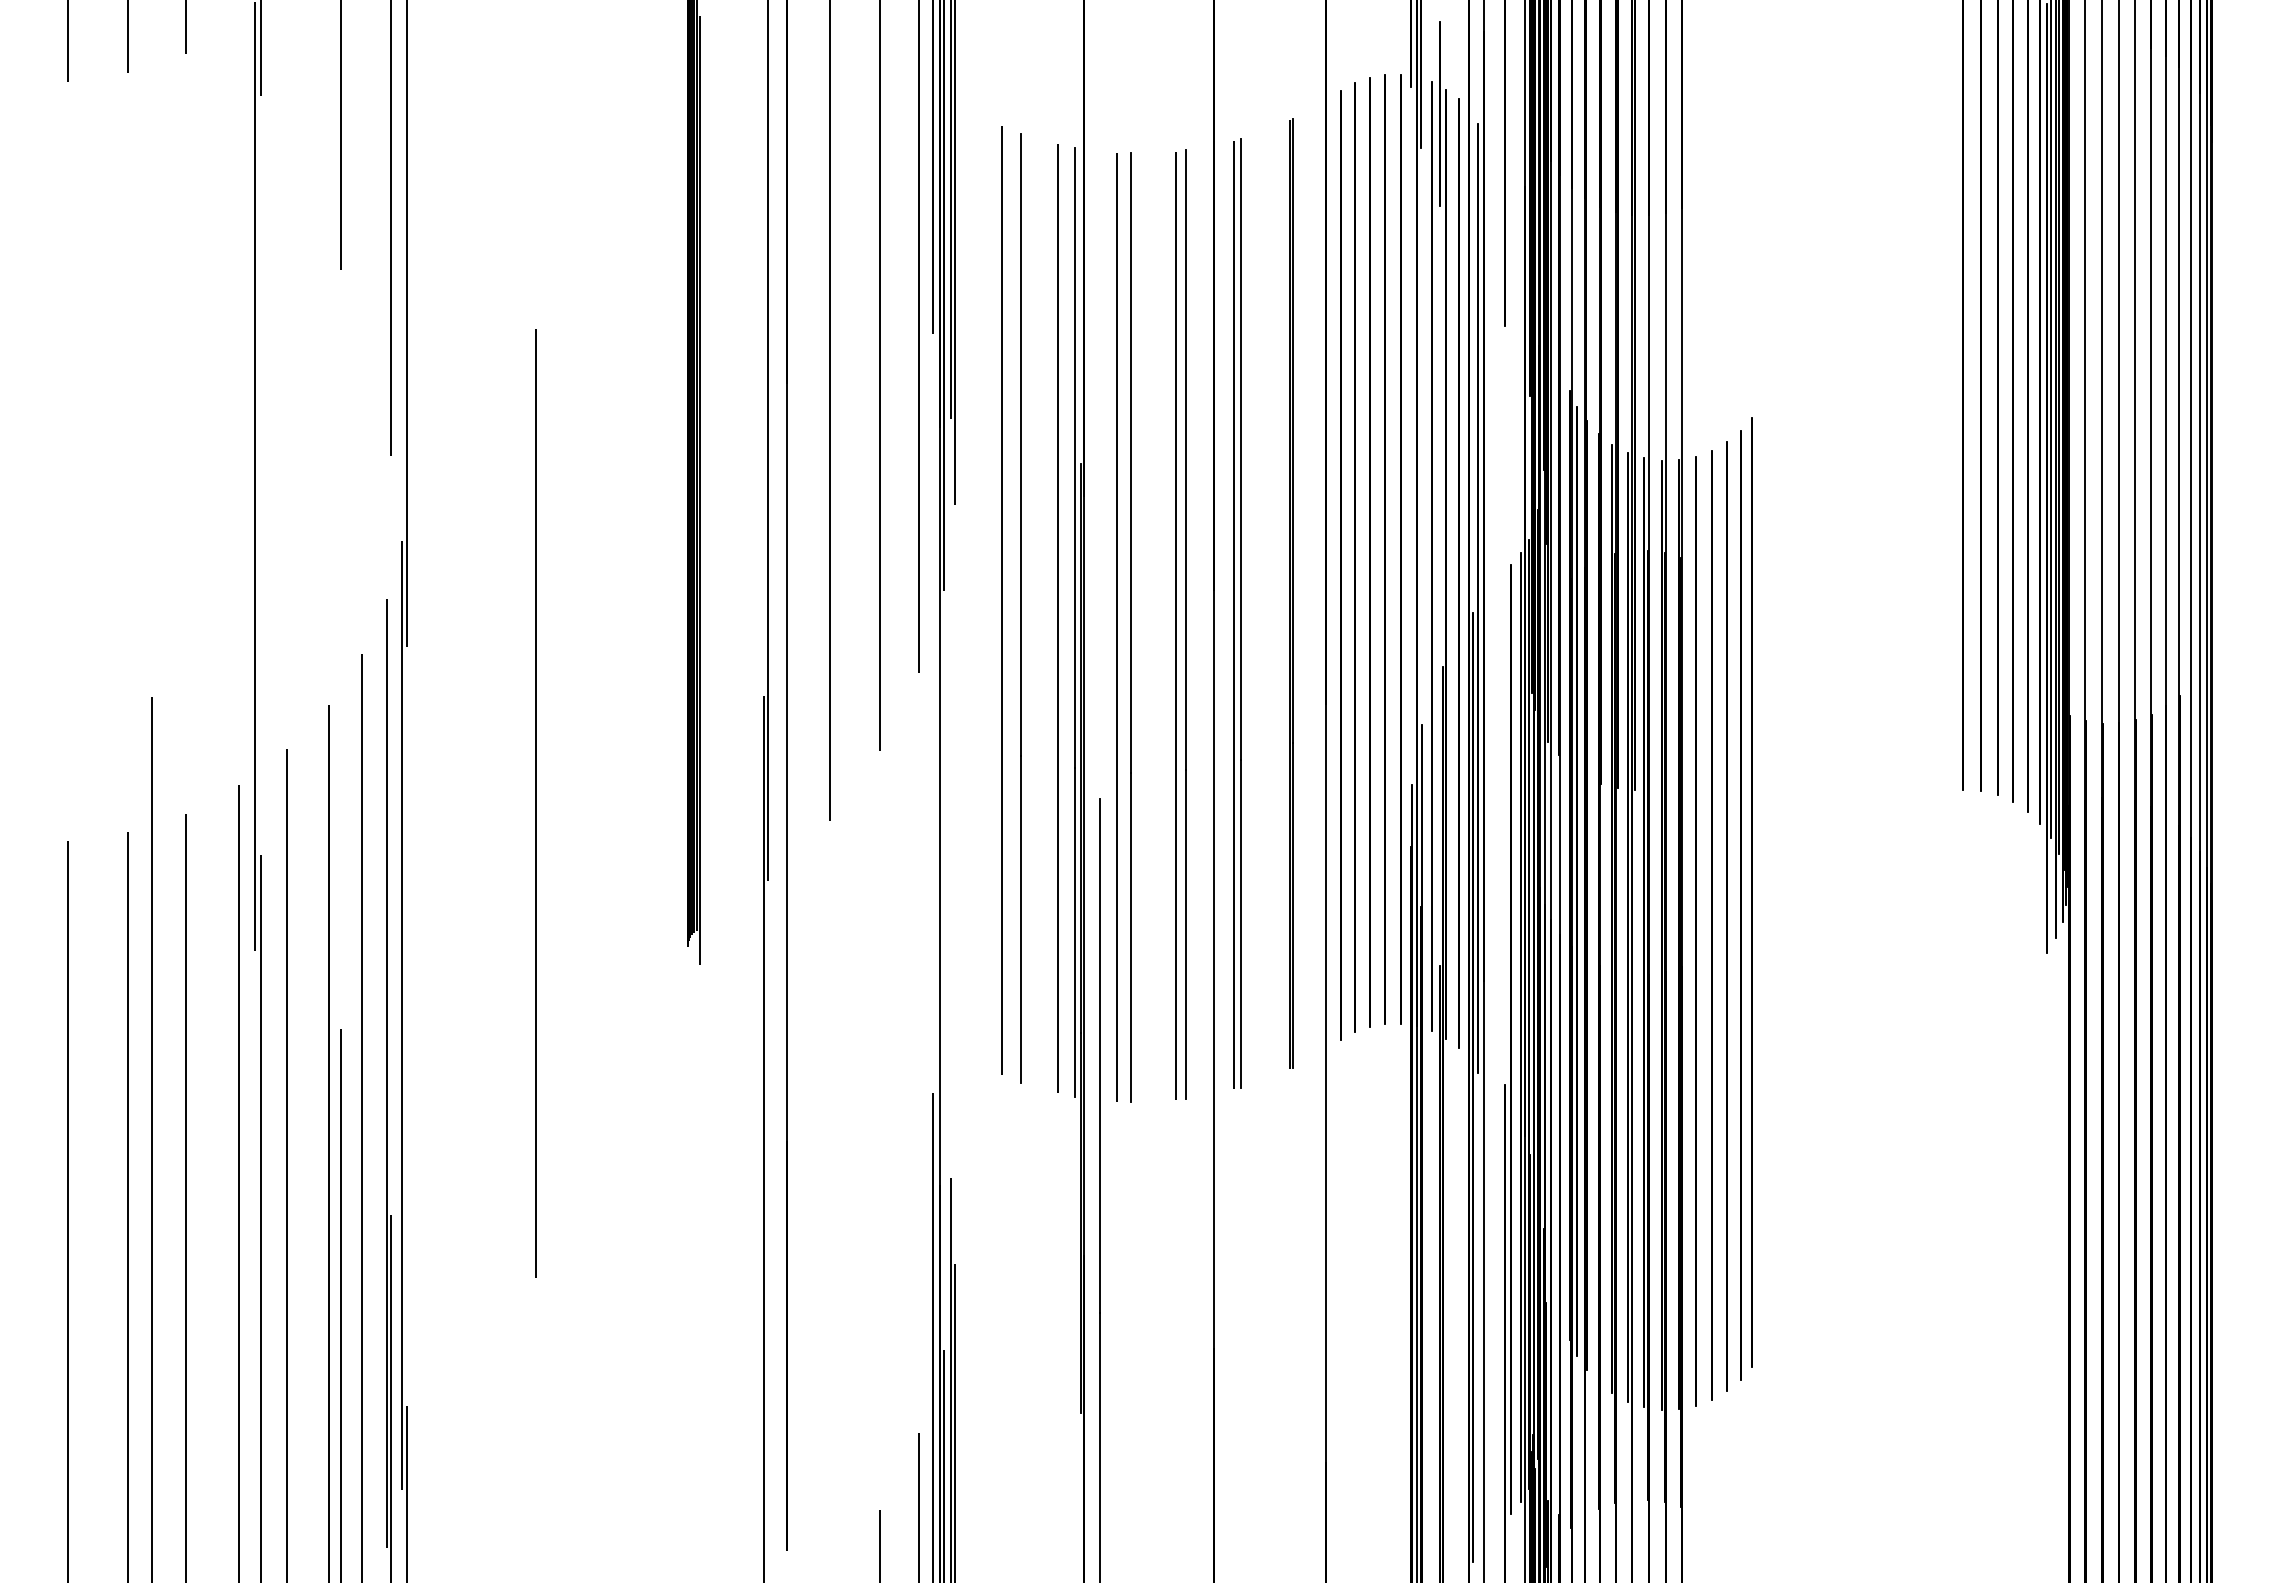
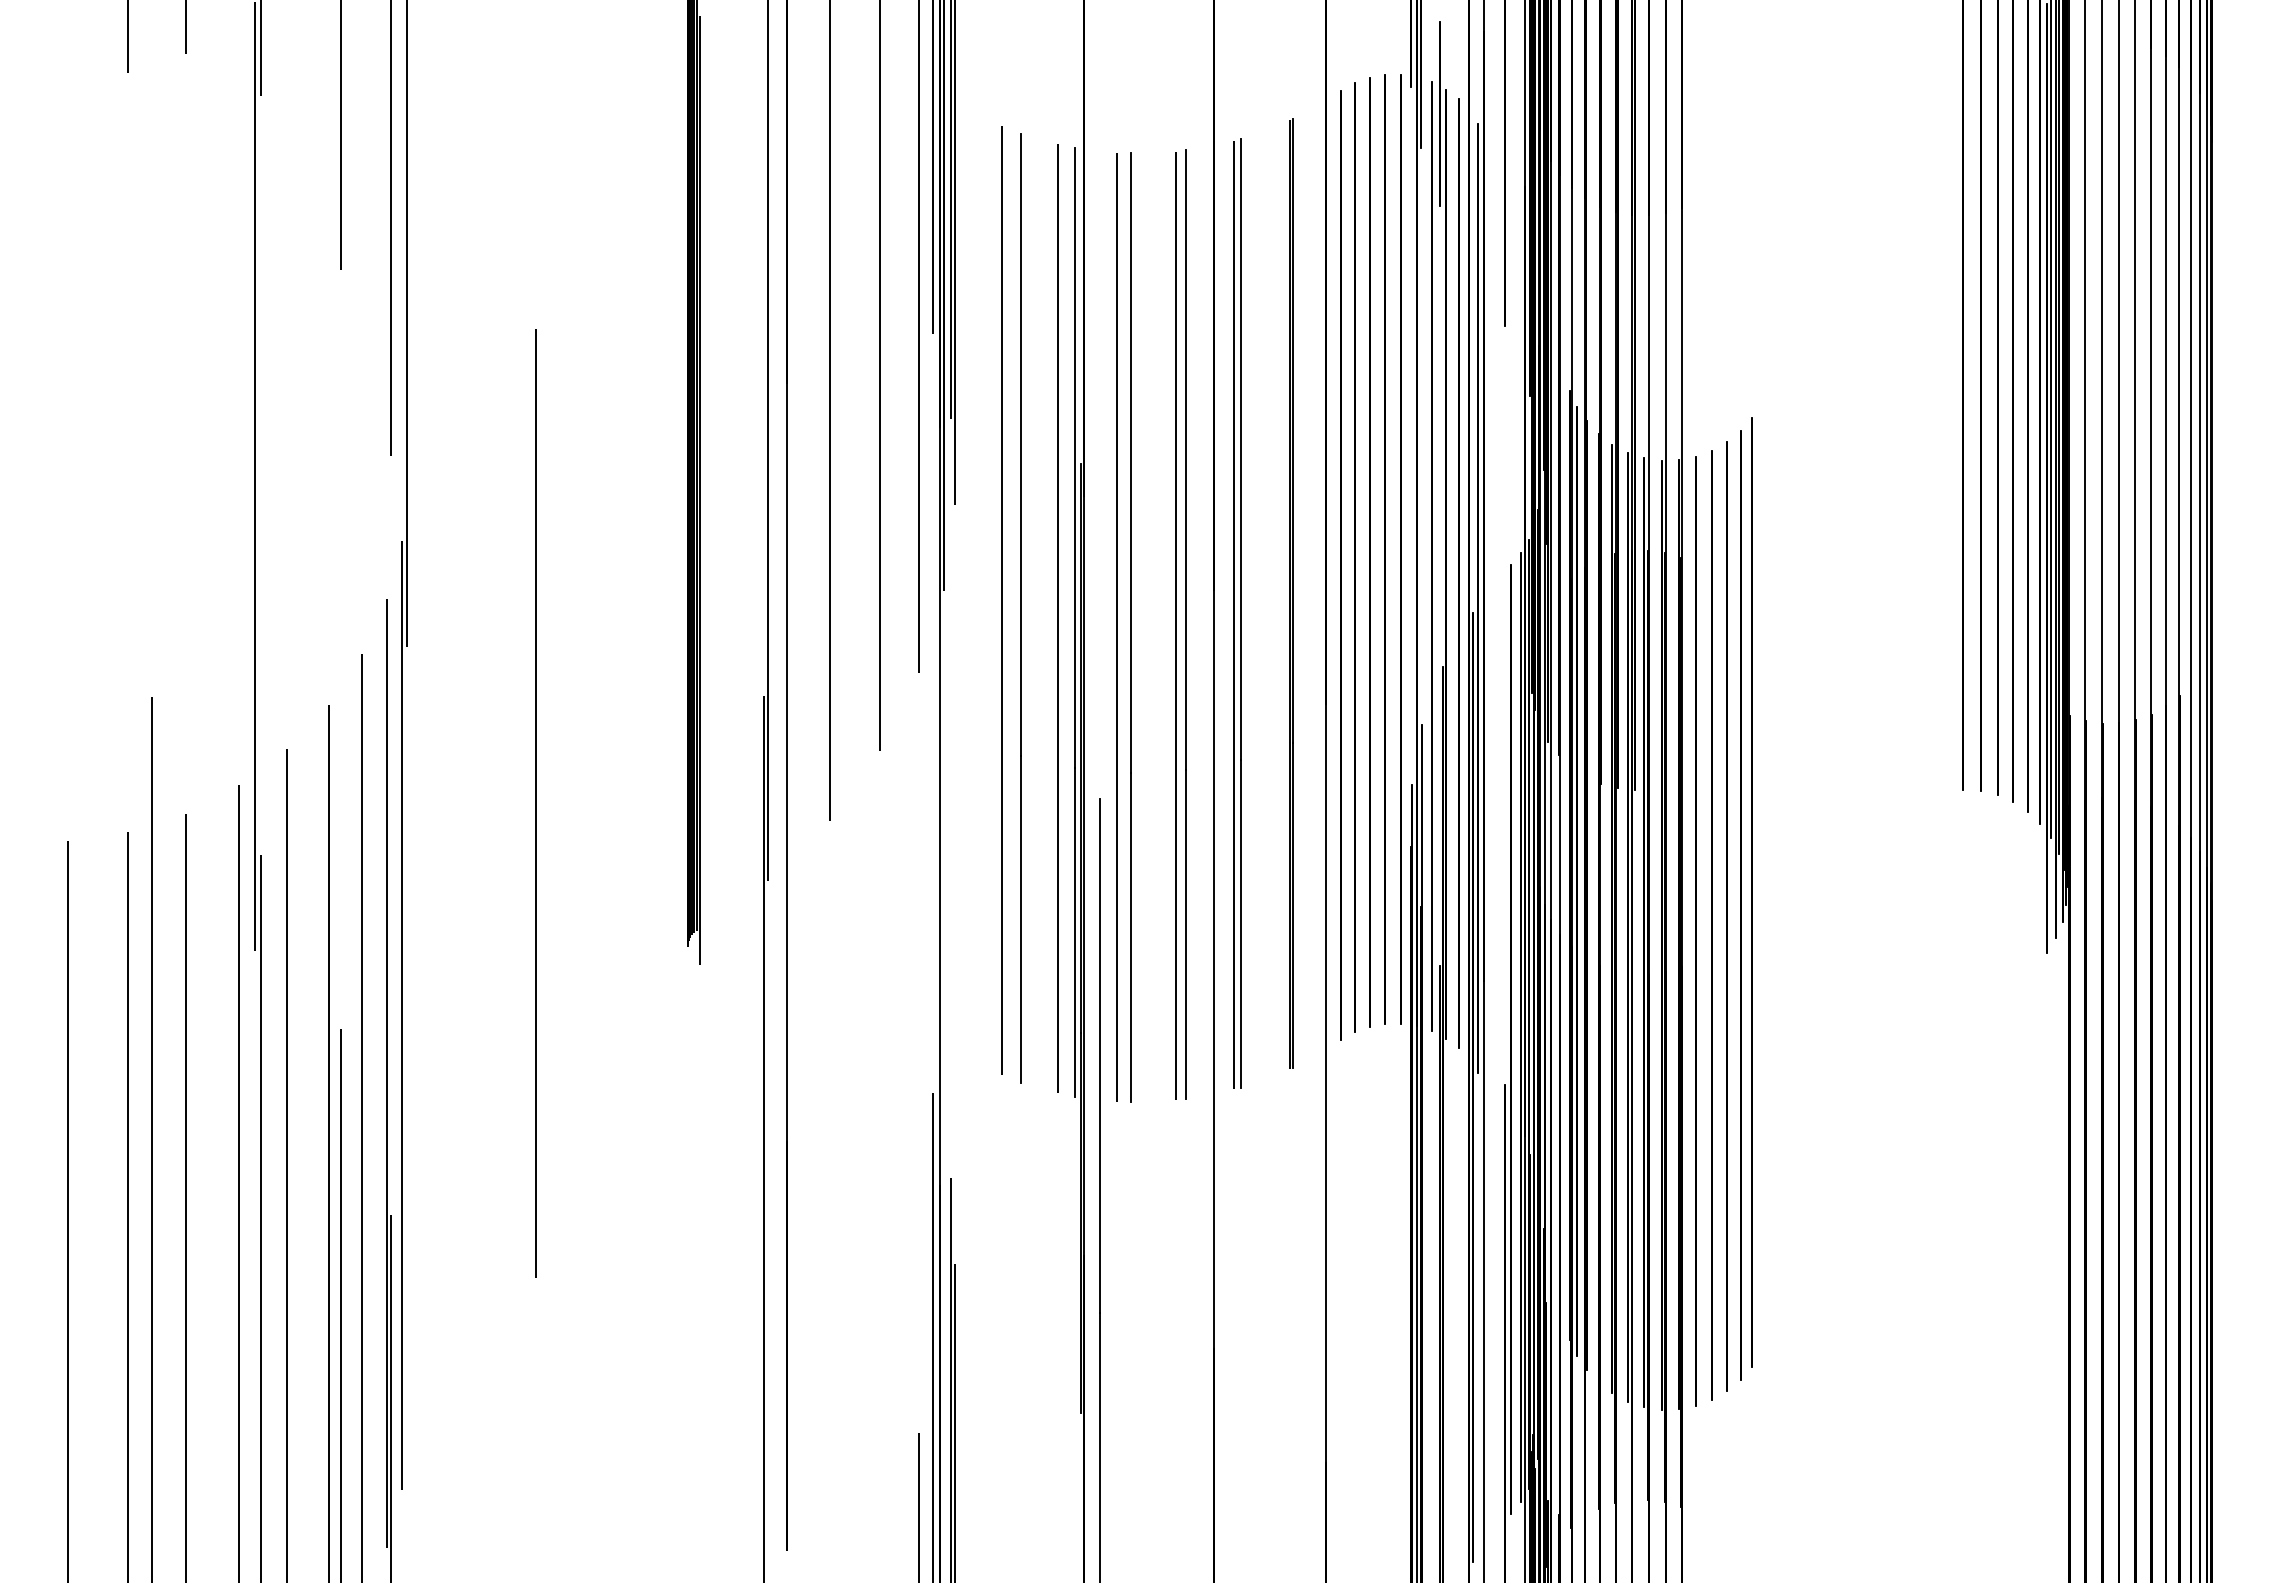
line: present -> none (68, 41)
line: present -> none (943, 1464)
line: present -> none (407, 1492)
line: present -> none (880, 1544)
